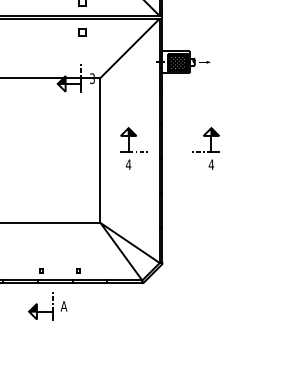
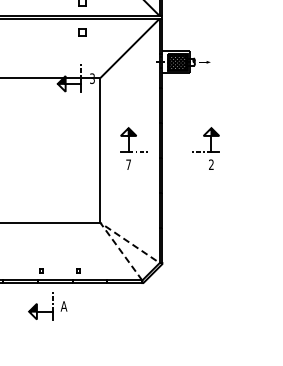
text: 4 -> 7 (128, 164)
text: 4 -> 2 (211, 164)
line: solid -> dashed (100, 222)
